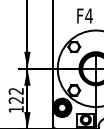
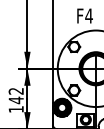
text: 122 -> 142 (15, 100)
